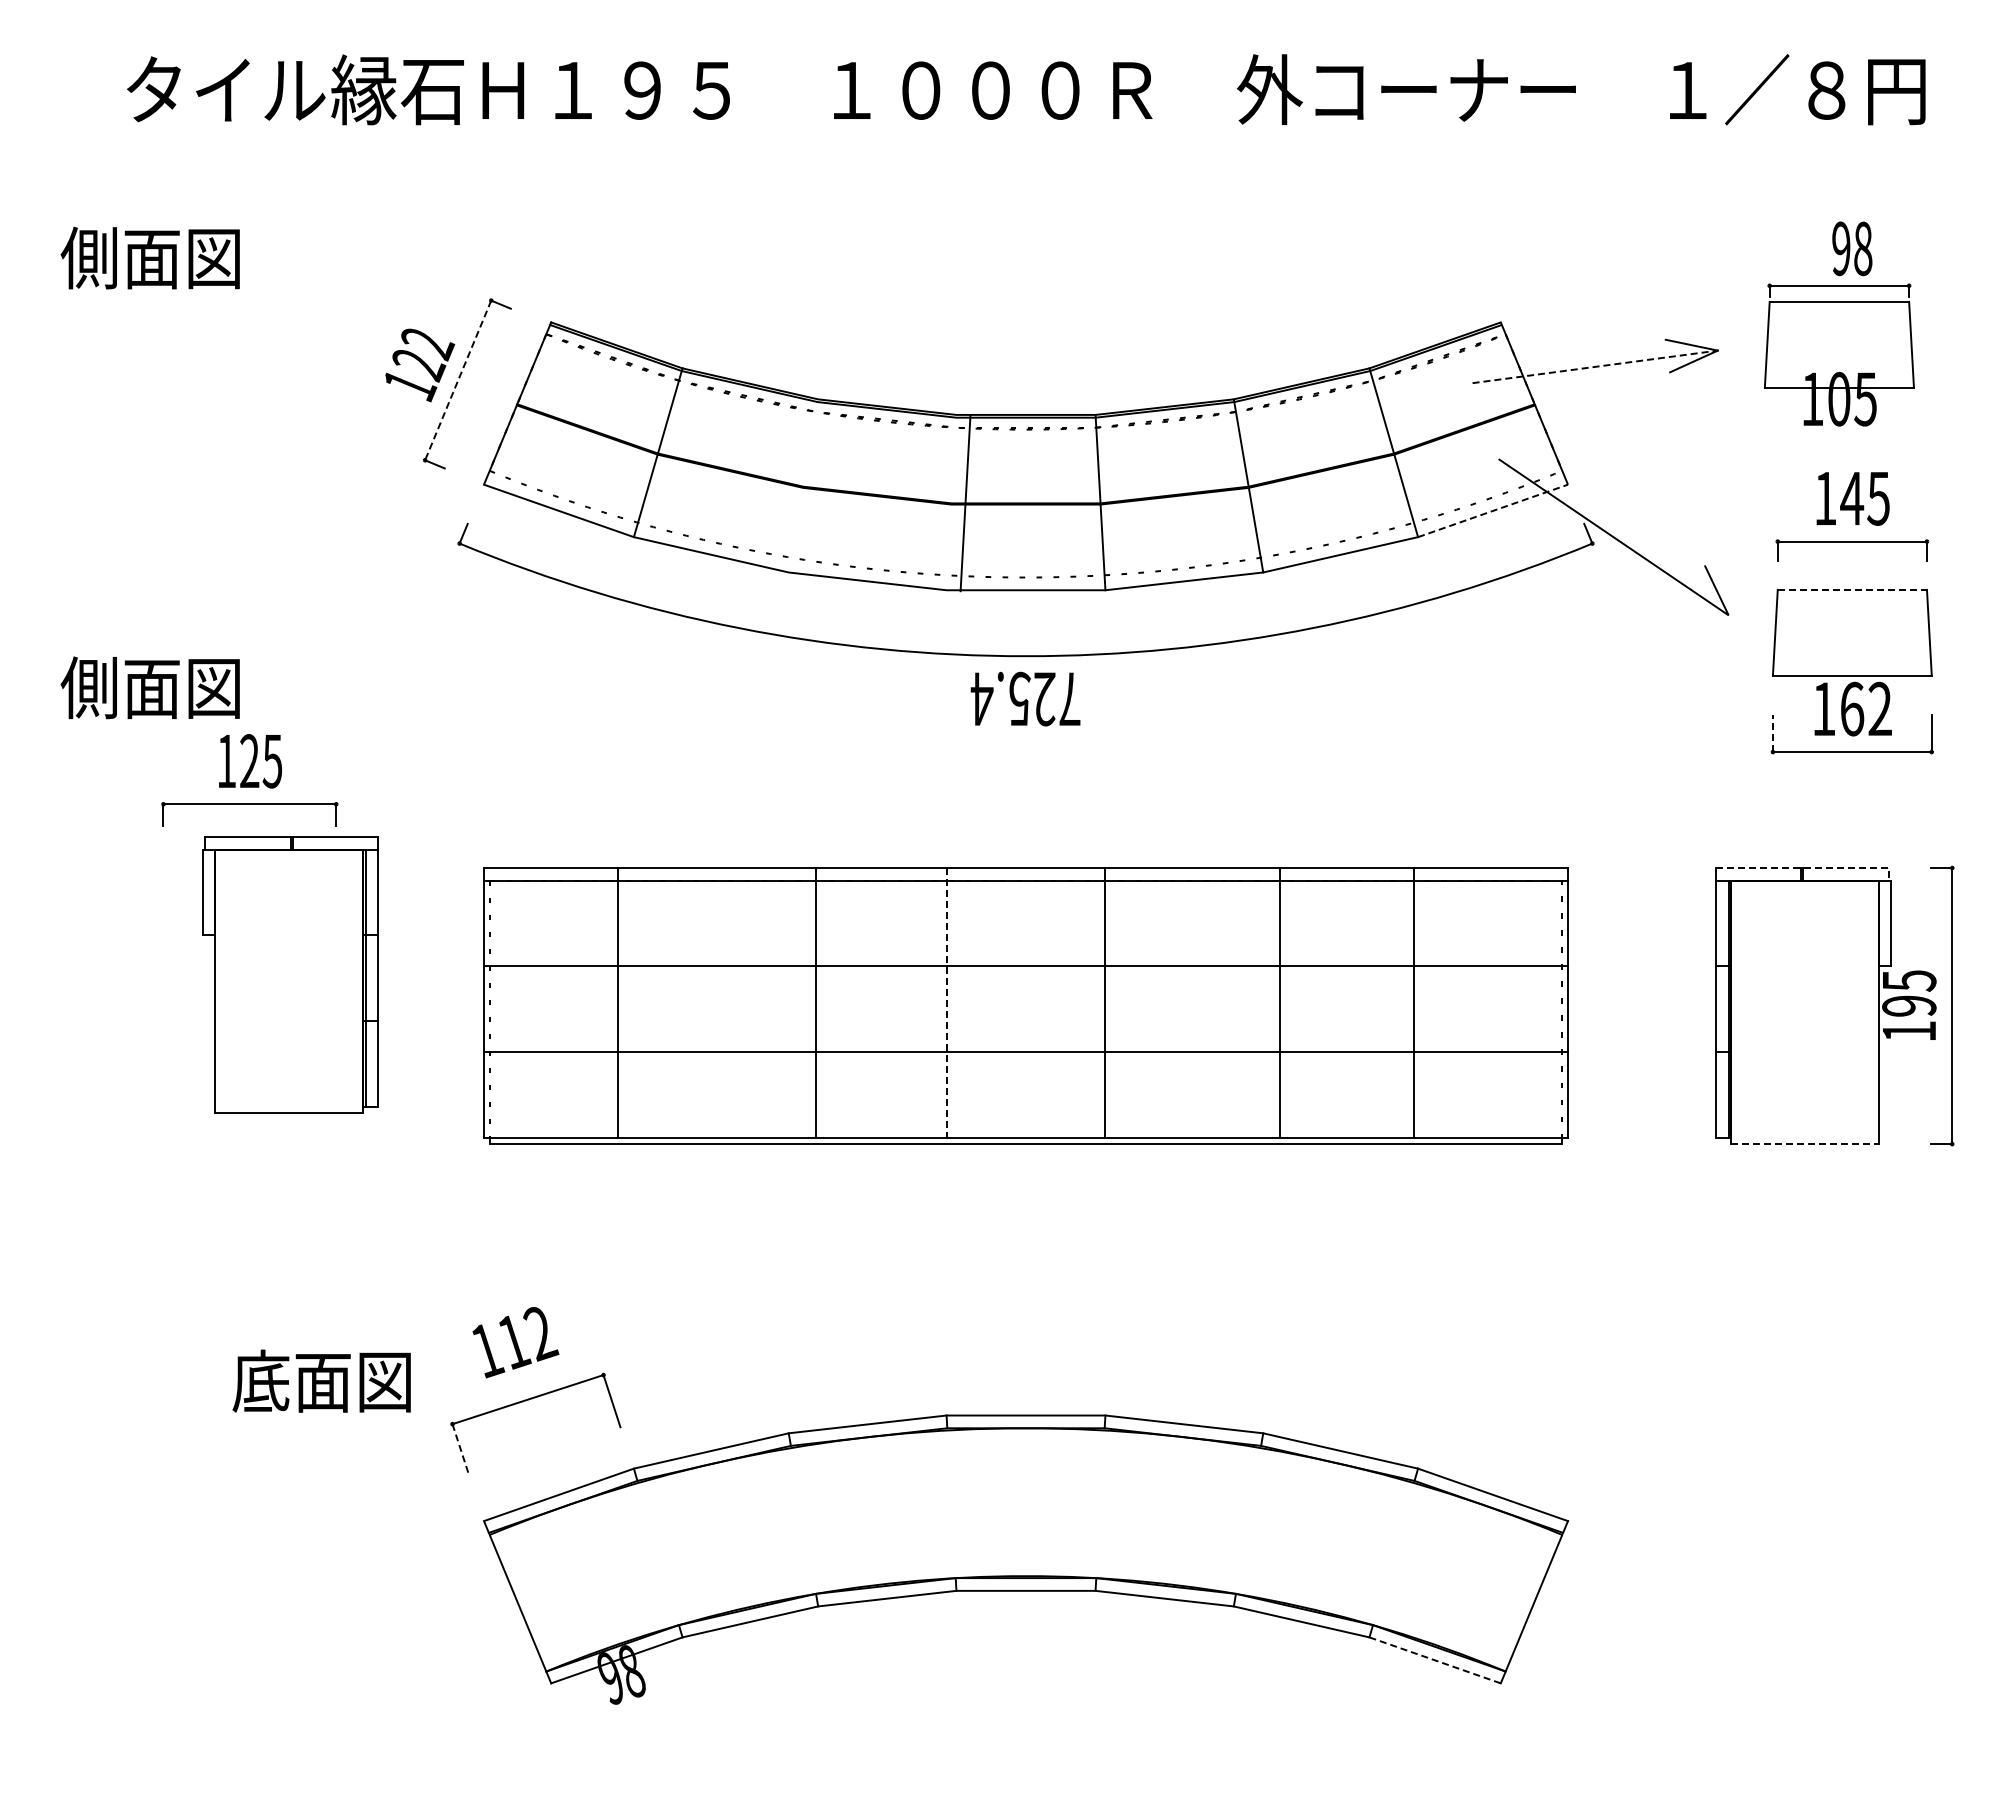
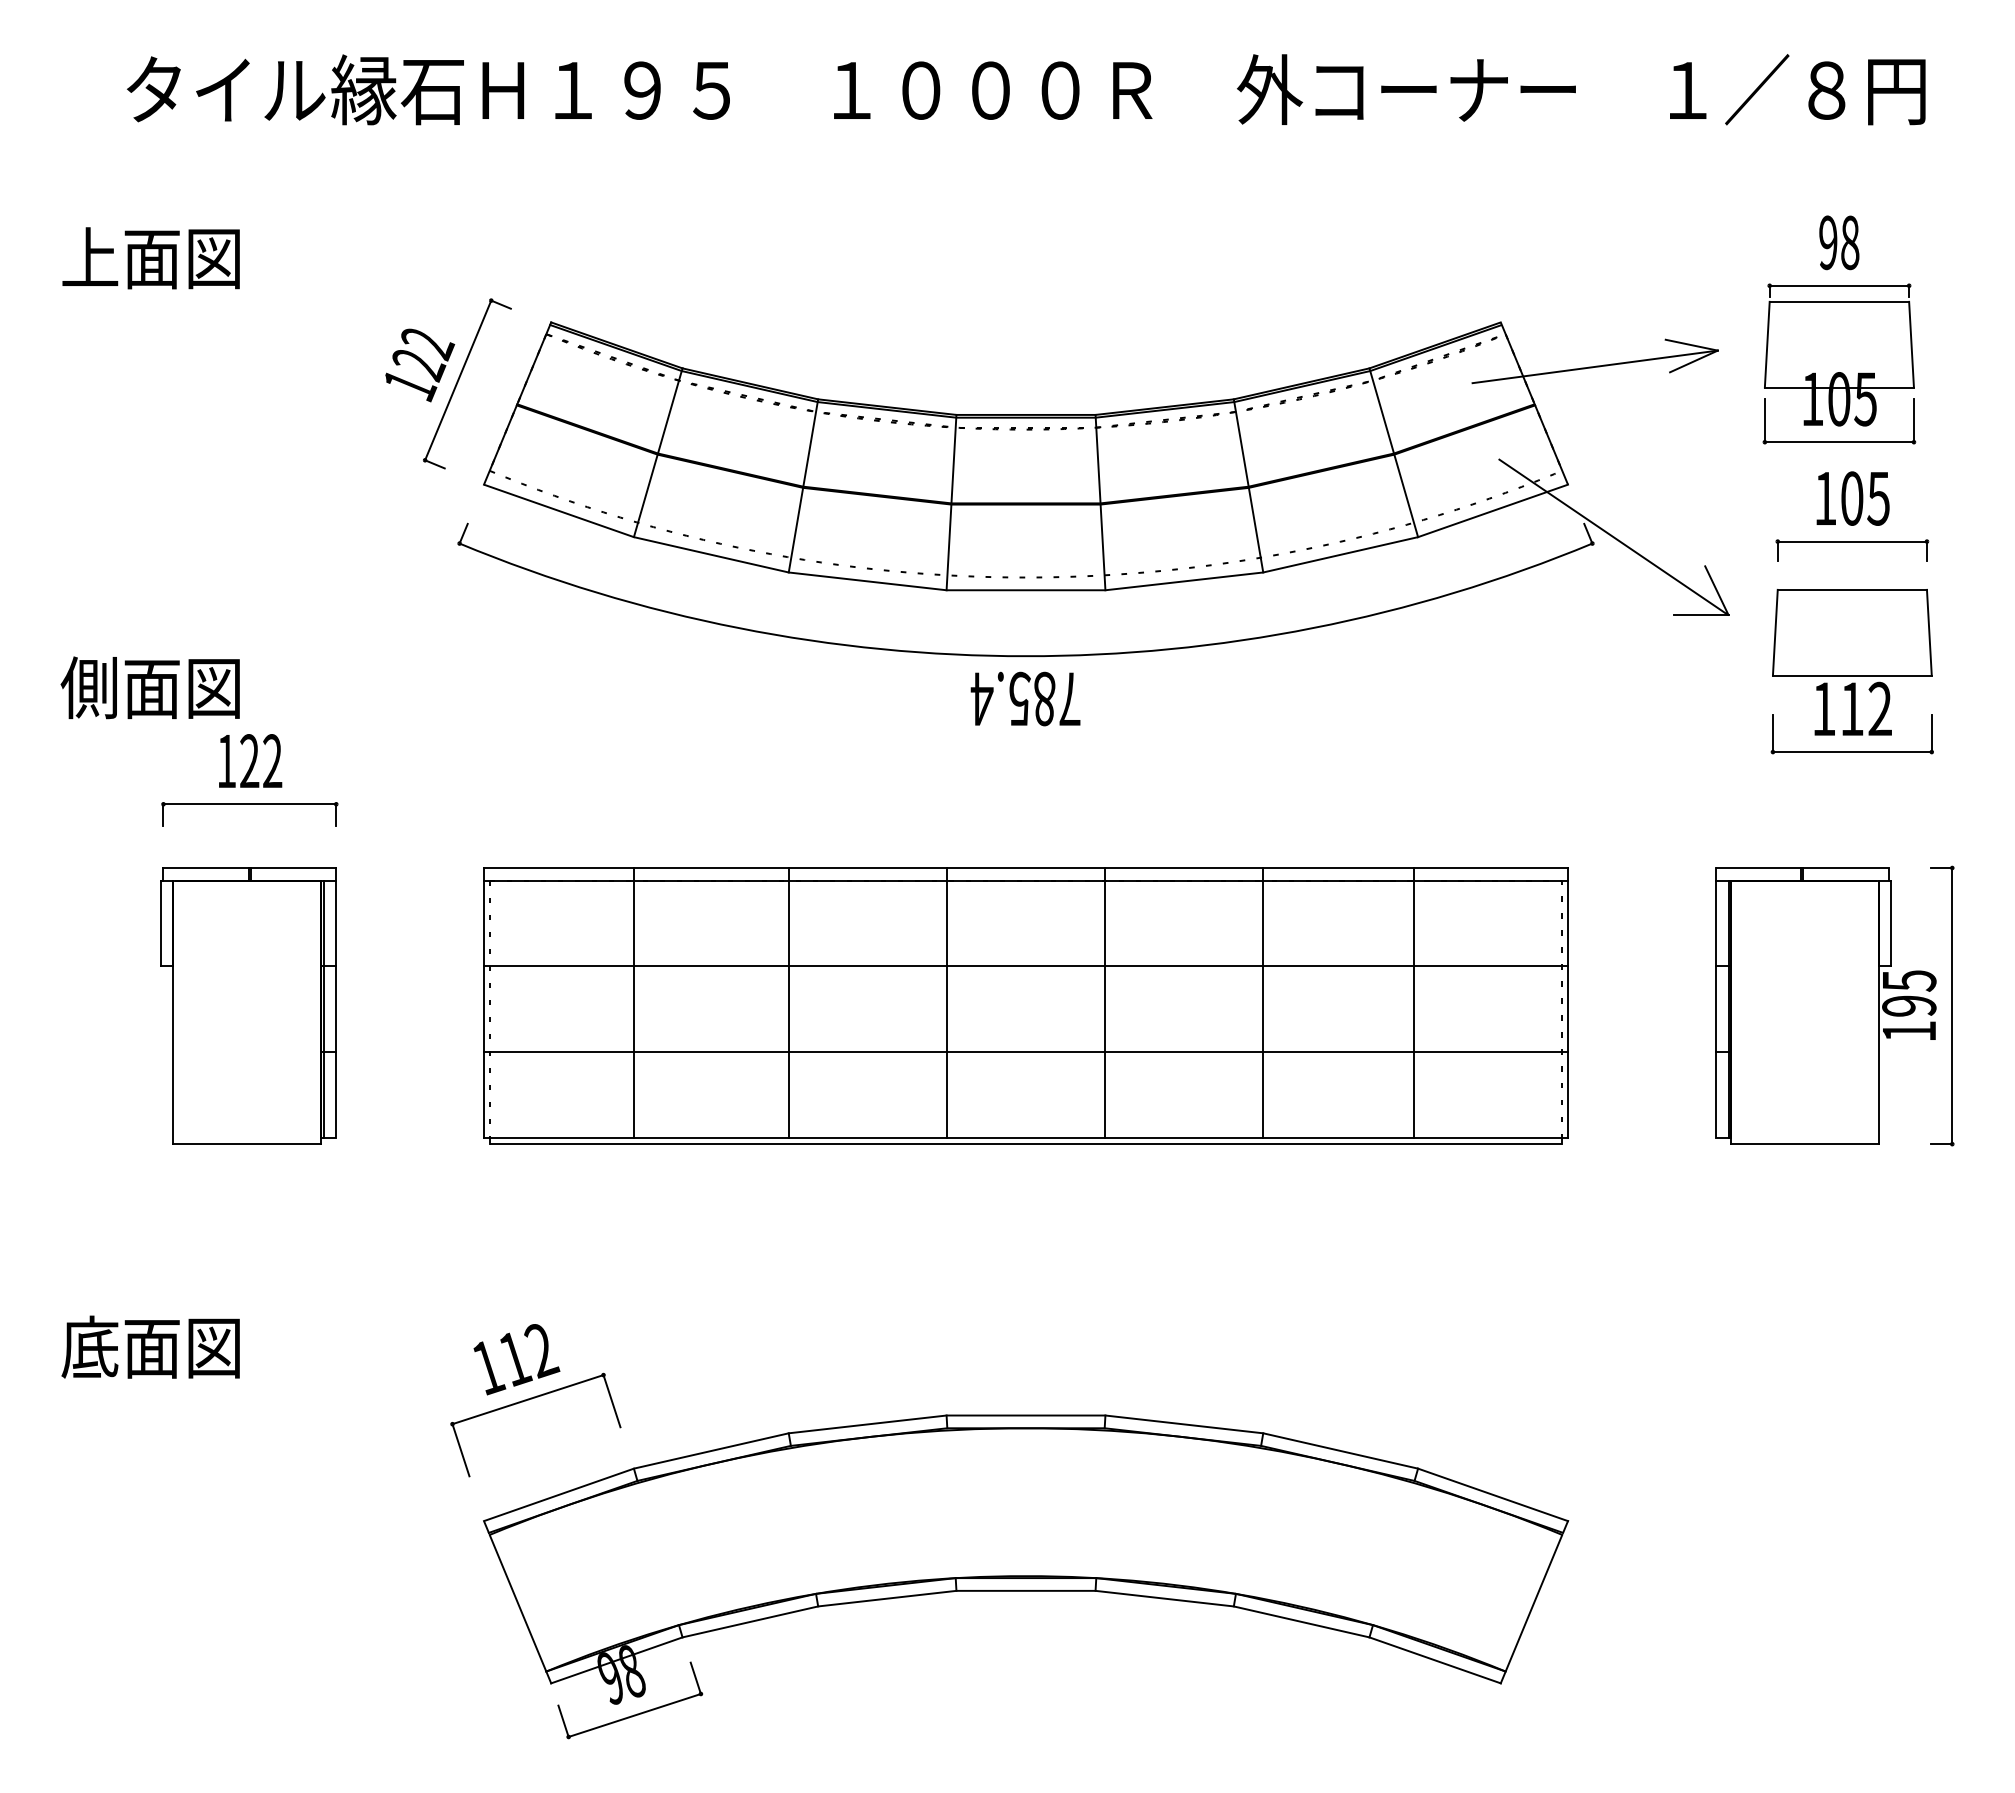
text position: (1852, 248) -> (1839, 242) (1839, 242)
text: 側面図 -> 上面図 (89, 257)
line: dashed -> solid (1595, 366)
line: dashed -> solid (458, 380)
part: none -> present (1839, 441)
line: none -> present (803, 485)
text: 145 -> 105 (1852, 498)
line position: (965, 503) -> (951, 502) (951, 502)
line: dashed -> solid (1493, 510)
line: dashed -> solid (1852, 589)
line: none -> present (1701, 615)
text: 725.4 -> 785.4 (1044, 698)
text: 162 -> 112 (1852, 708)
line: dashed -> solid (1772, 733)
text: 125 -> 122 (272, 761)
line: dashed -> solid (1809, 867)
part position: (290, 974) -> (248, 1005) (248, 1005)
line position: (617, 1002) -> (633, 1002) (633, 1002)
line position: (815, 1002) -> (788, 1002) (788, 1002)
line: dashed -> solid (946, 1002)
line position: (1280, 1002) -> (1263, 1002) (1263, 1002)
line: dashed -> solid (1804, 1144)
text position: (515, 1342) -> (516, 1359) (516, 1359)
text position: (321, 1380) -> (150, 1346) (150, 1346)
line: dashed -> solid (461, 1450)
line: dashed -> solid (1435, 1660)
part: none -> present (634, 1714)
